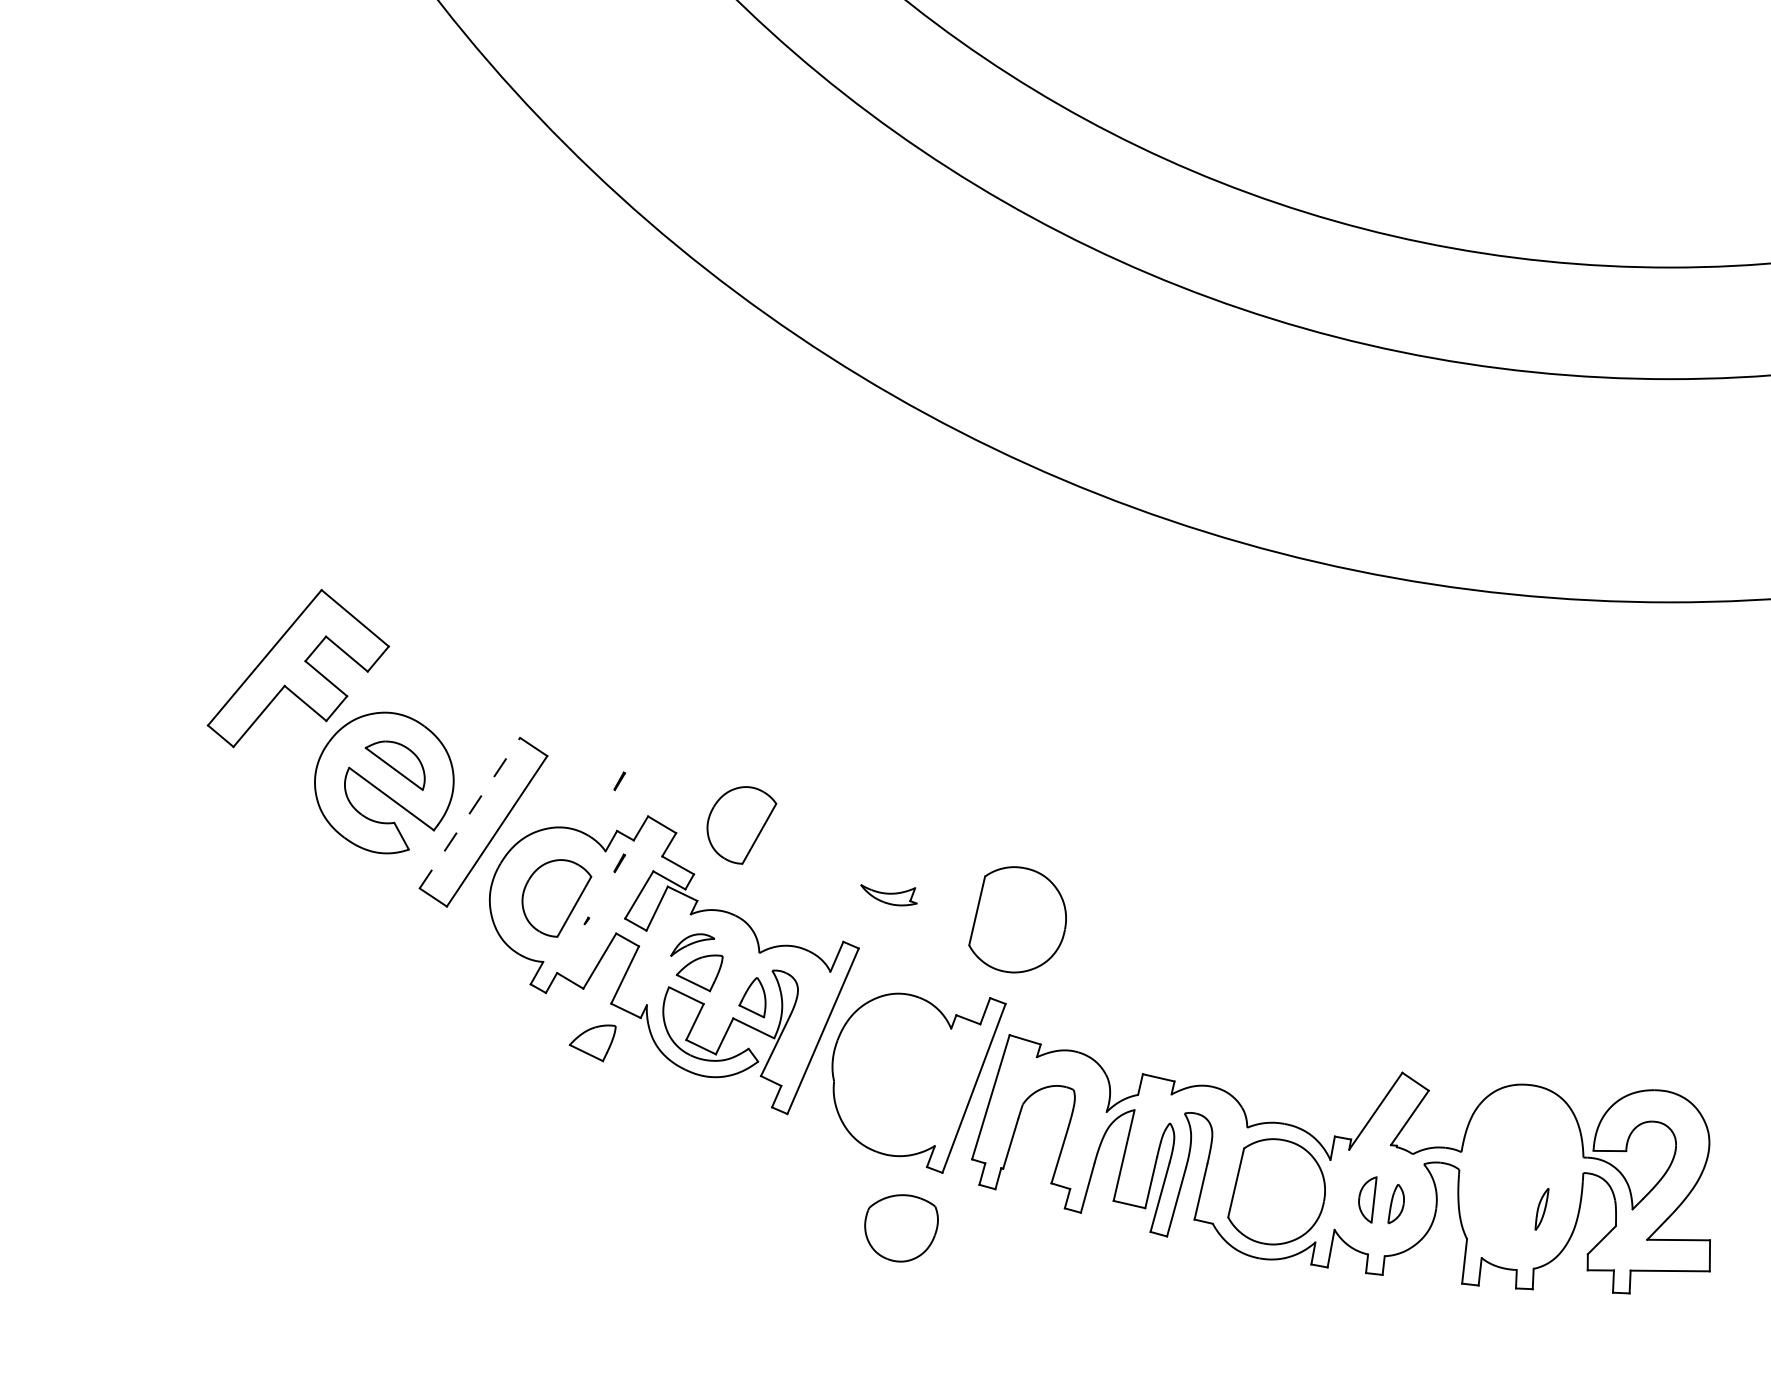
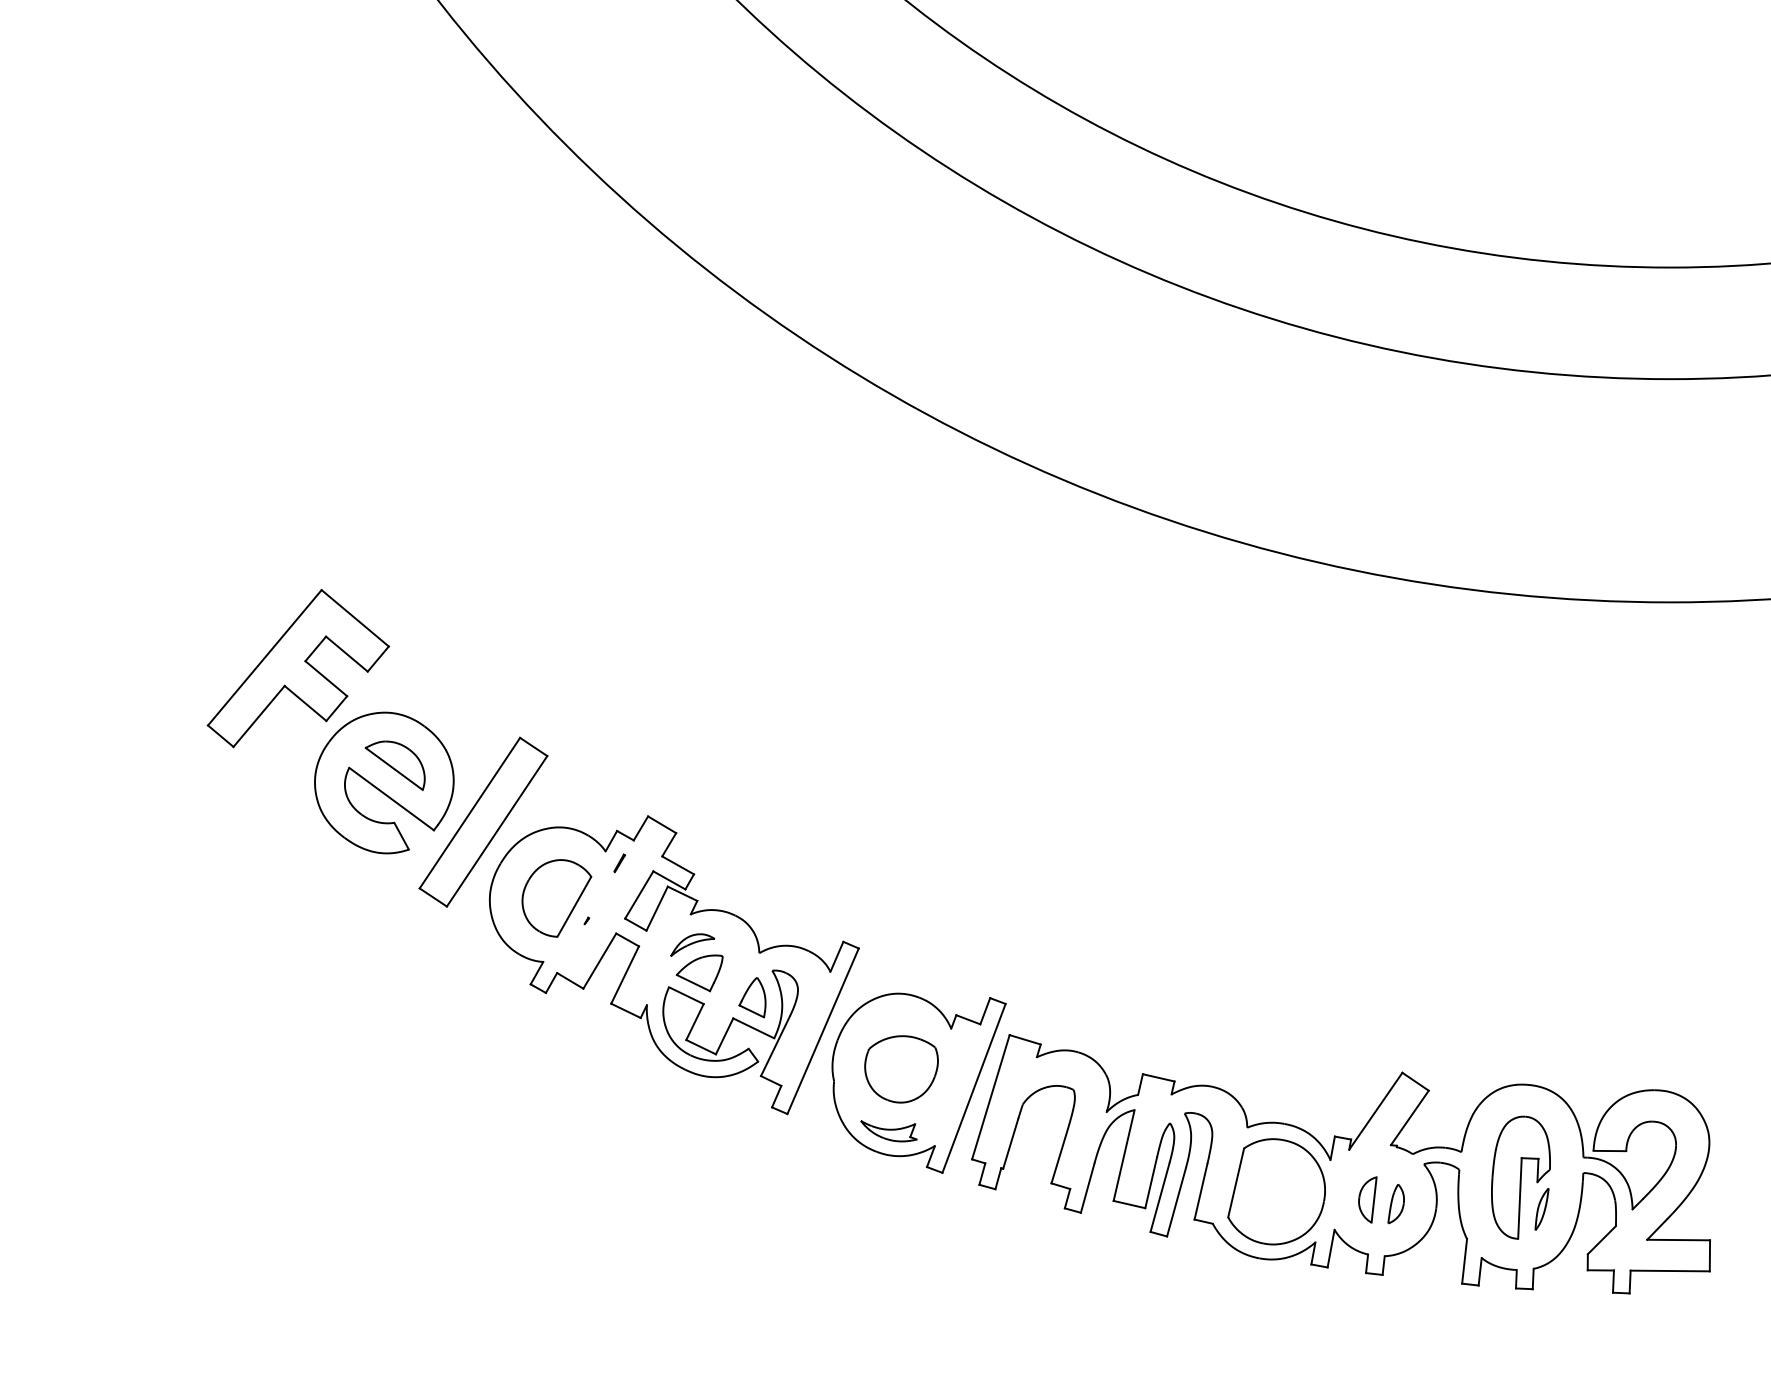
line: present -> none (619, 781)
line: dashed -> solid (470, 812)
part: present -> none (741, 825)
part position: (888, 895) -> (888, 1131) (888, 1131)
part: present -> none (1017, 919)
part: present -> none (592, 1043)
part: none -> present (1520, 1177)
part position: (901, 1228) -> (901, 1069) (901, 1069)
